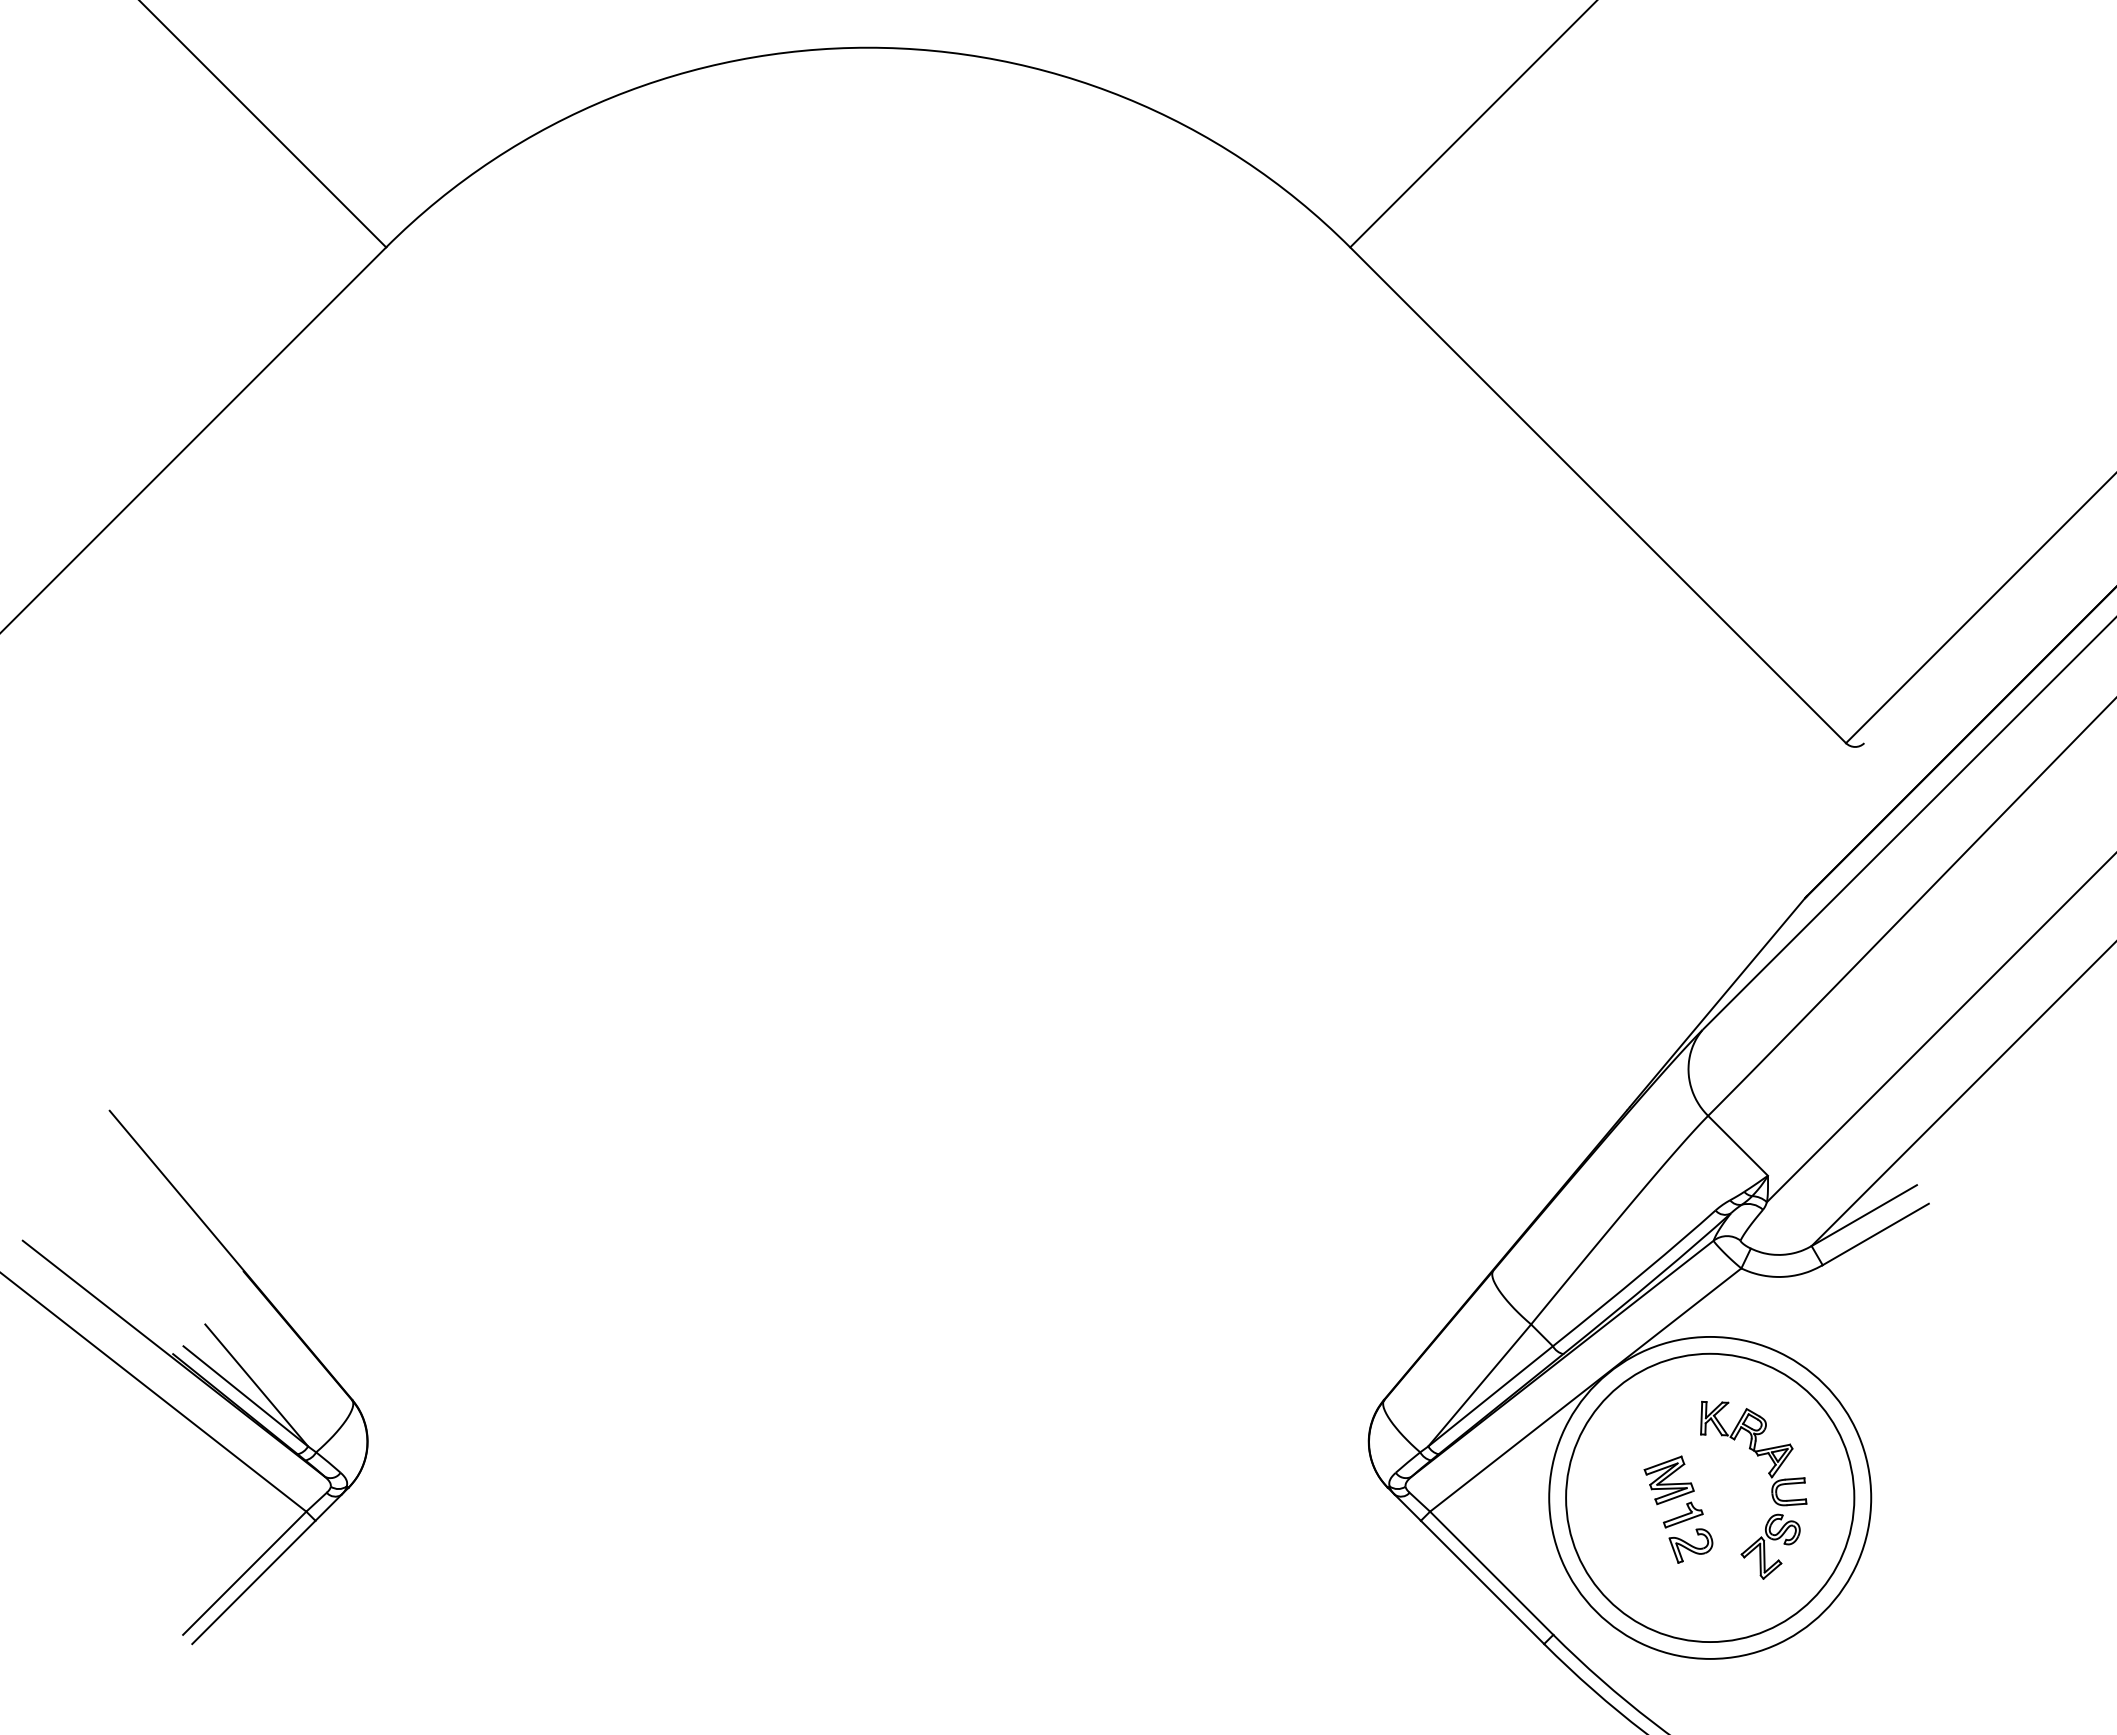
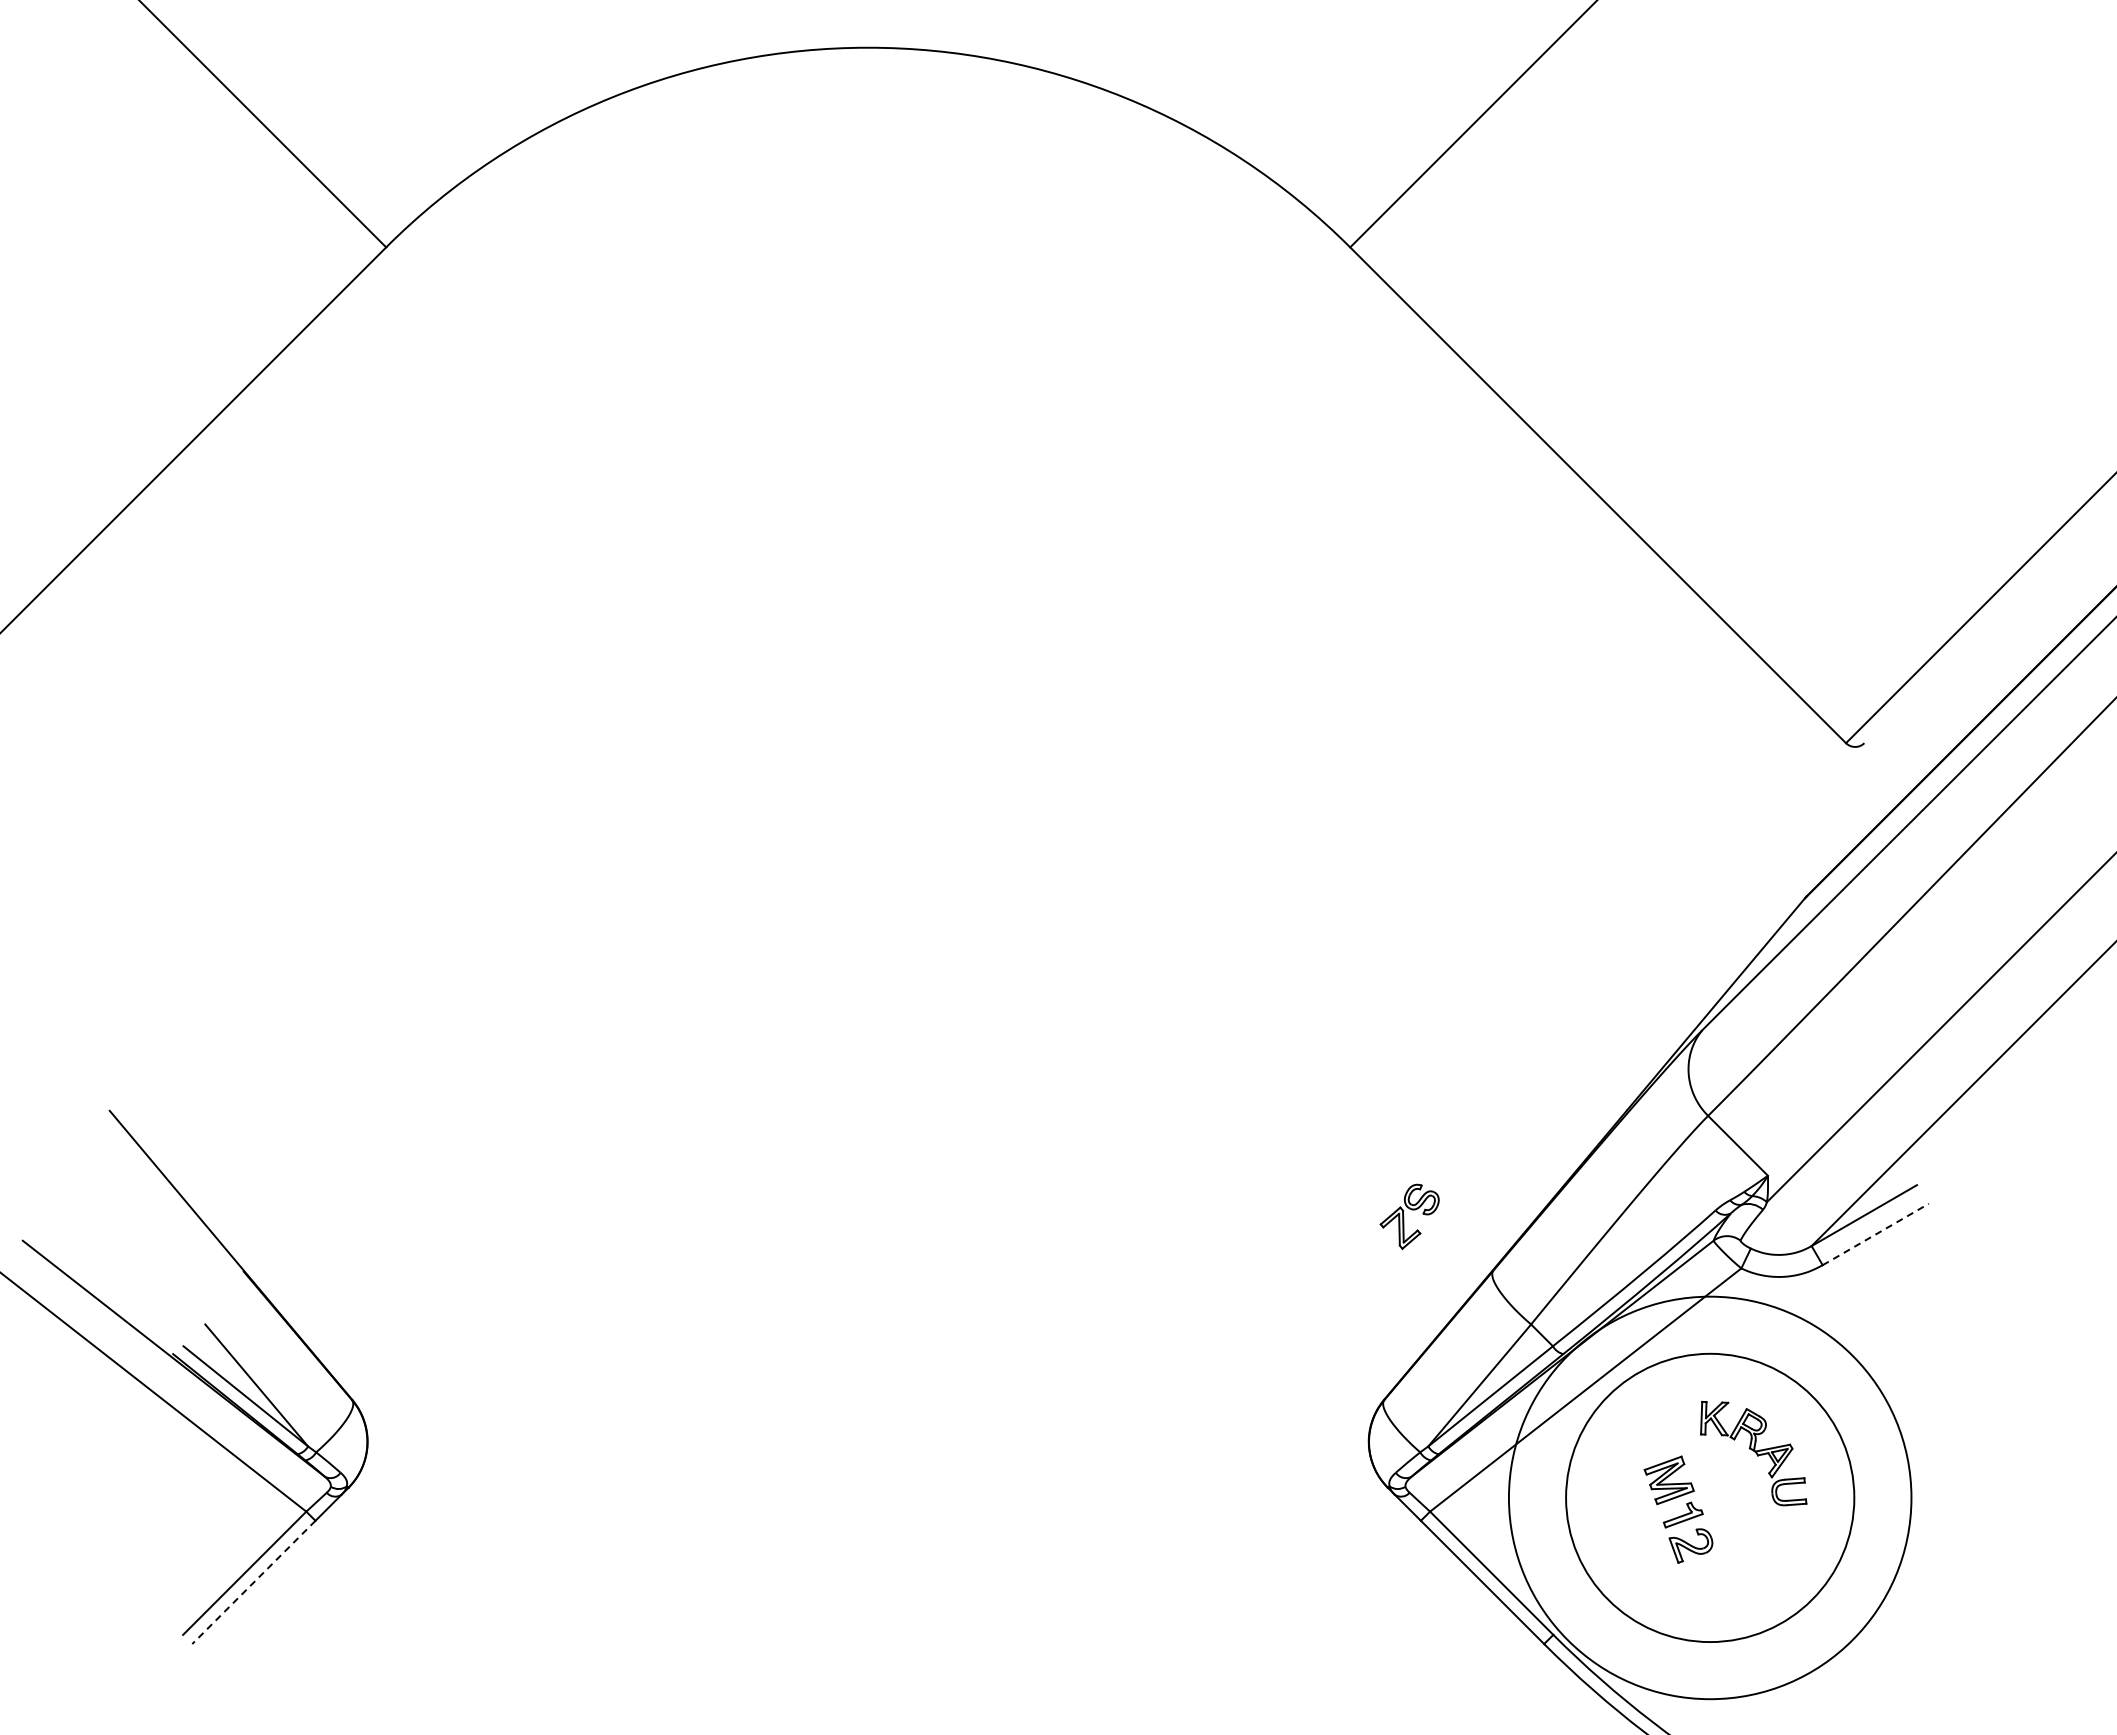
line: solid -> dashed (1876, 1234)
circle diameter: 322 px -> 403 px (1709, 1497)
part position: (1770, 1546) -> (1409, 1216) (1409, 1216)
line: solid -> dashed (253, 1582)
